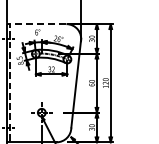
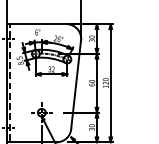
line: dashed -> solid (36, 24)
